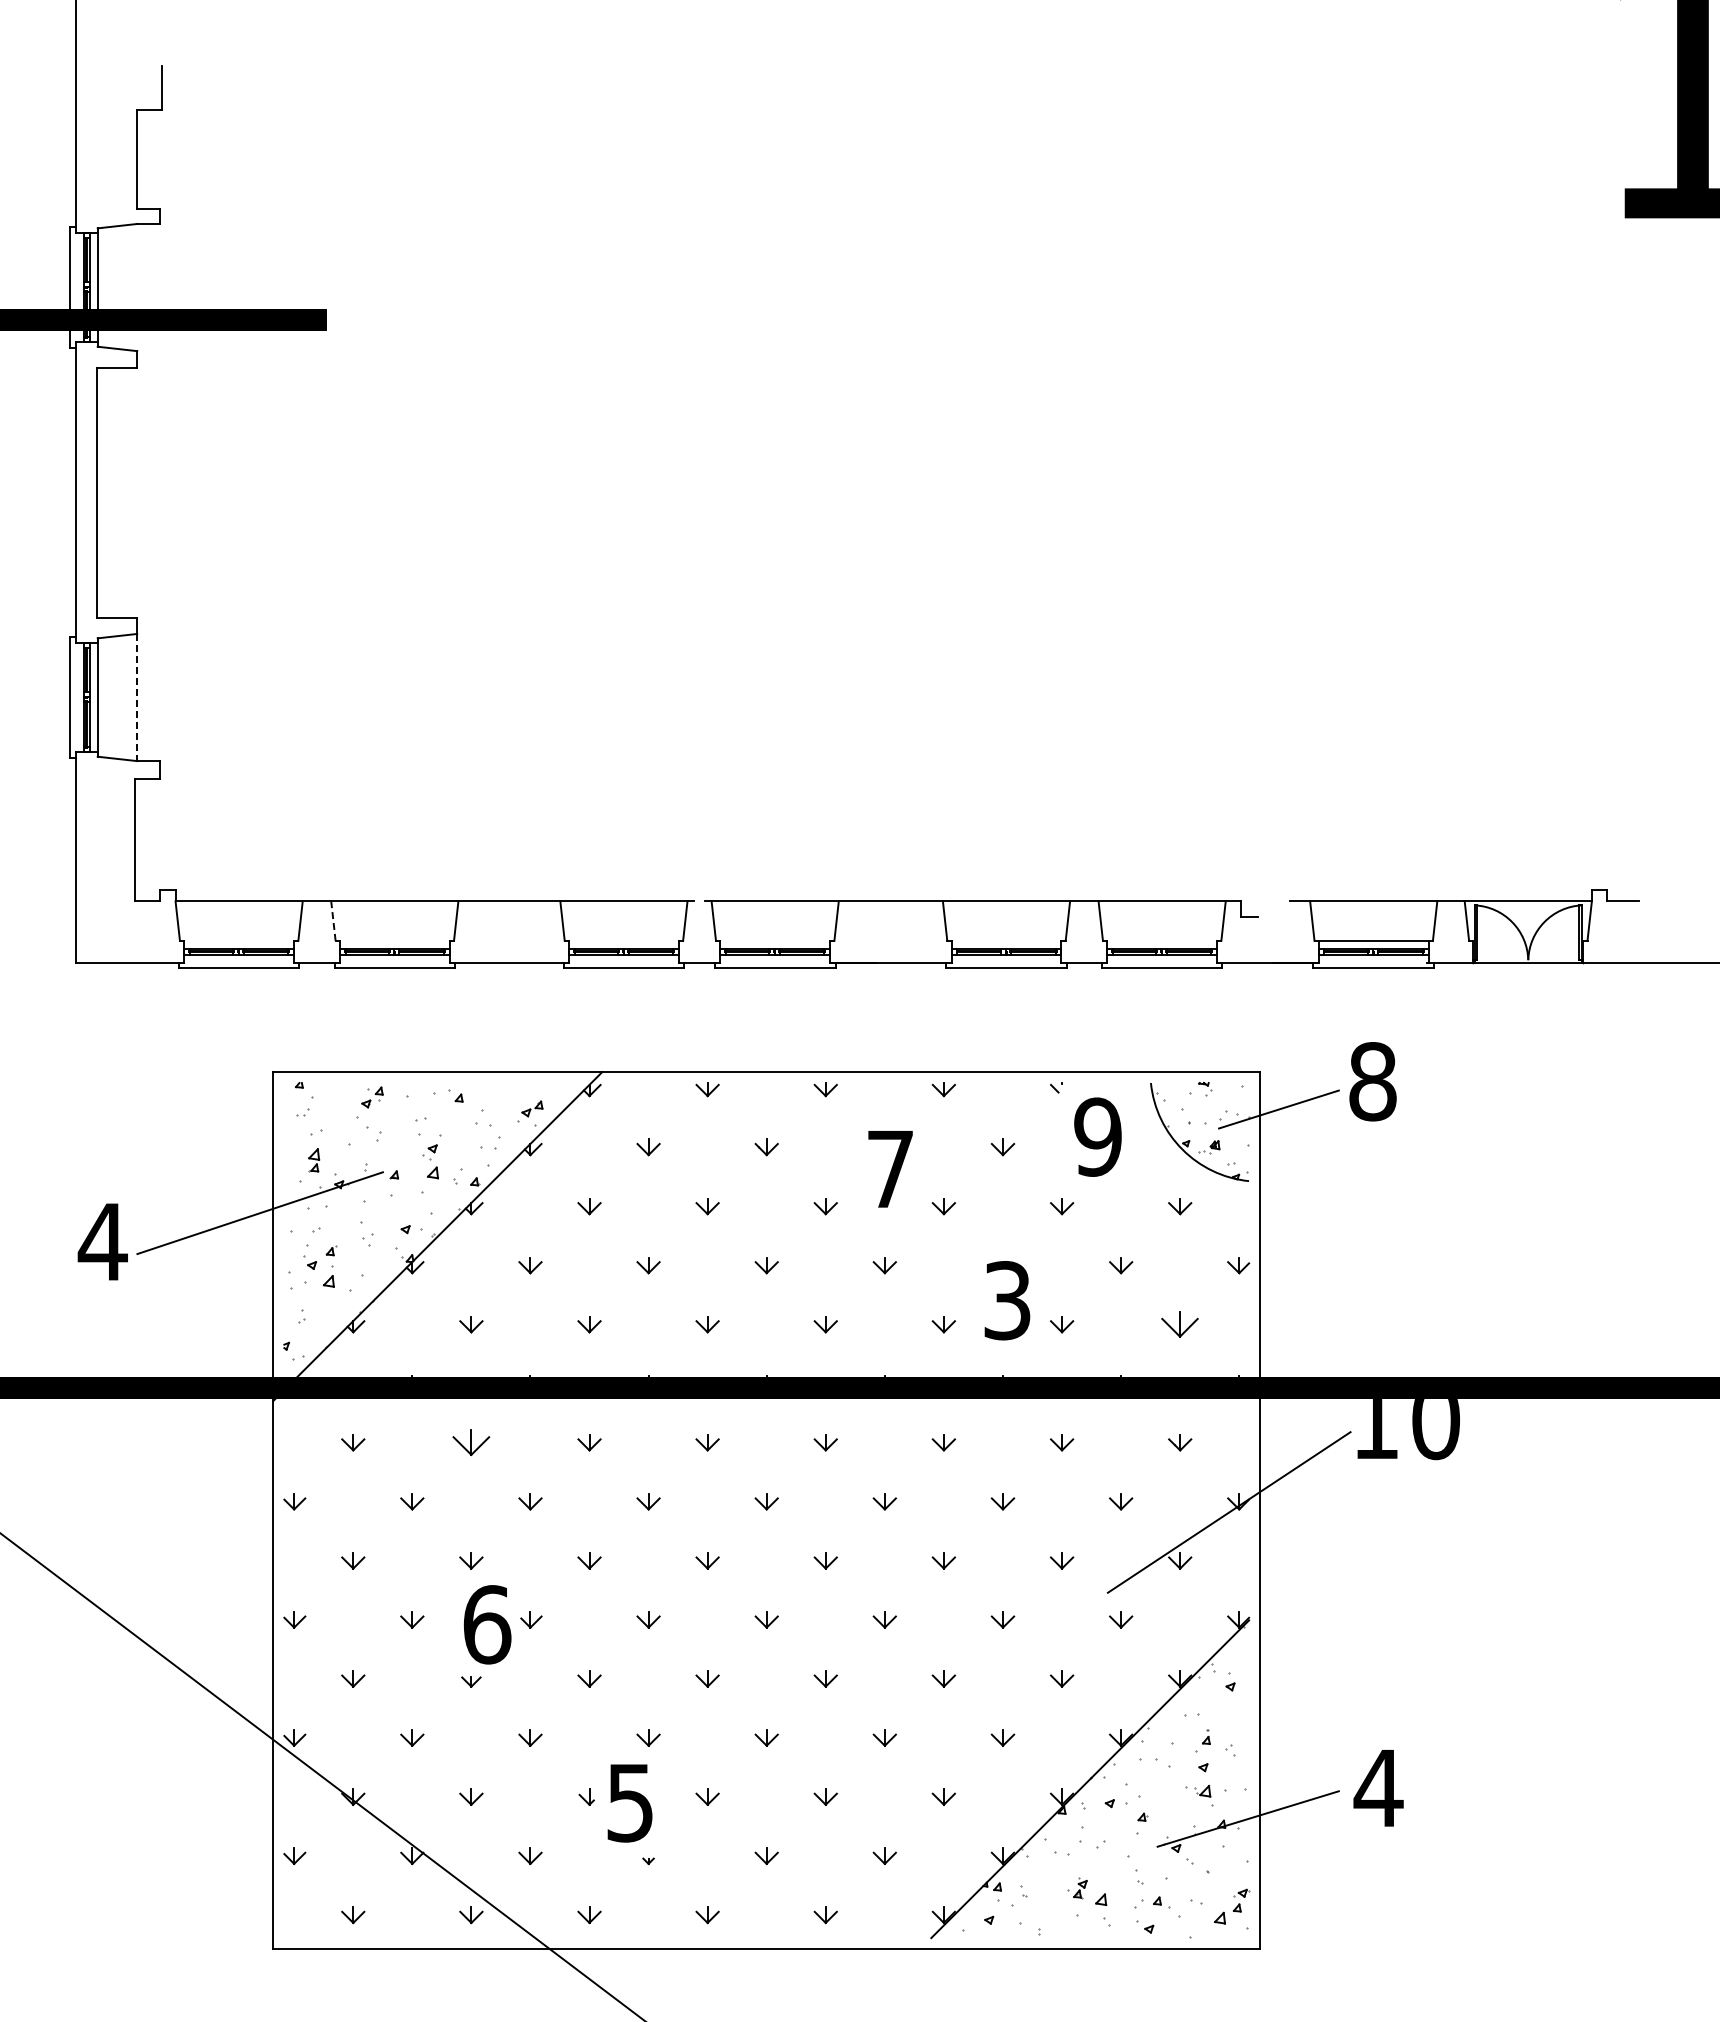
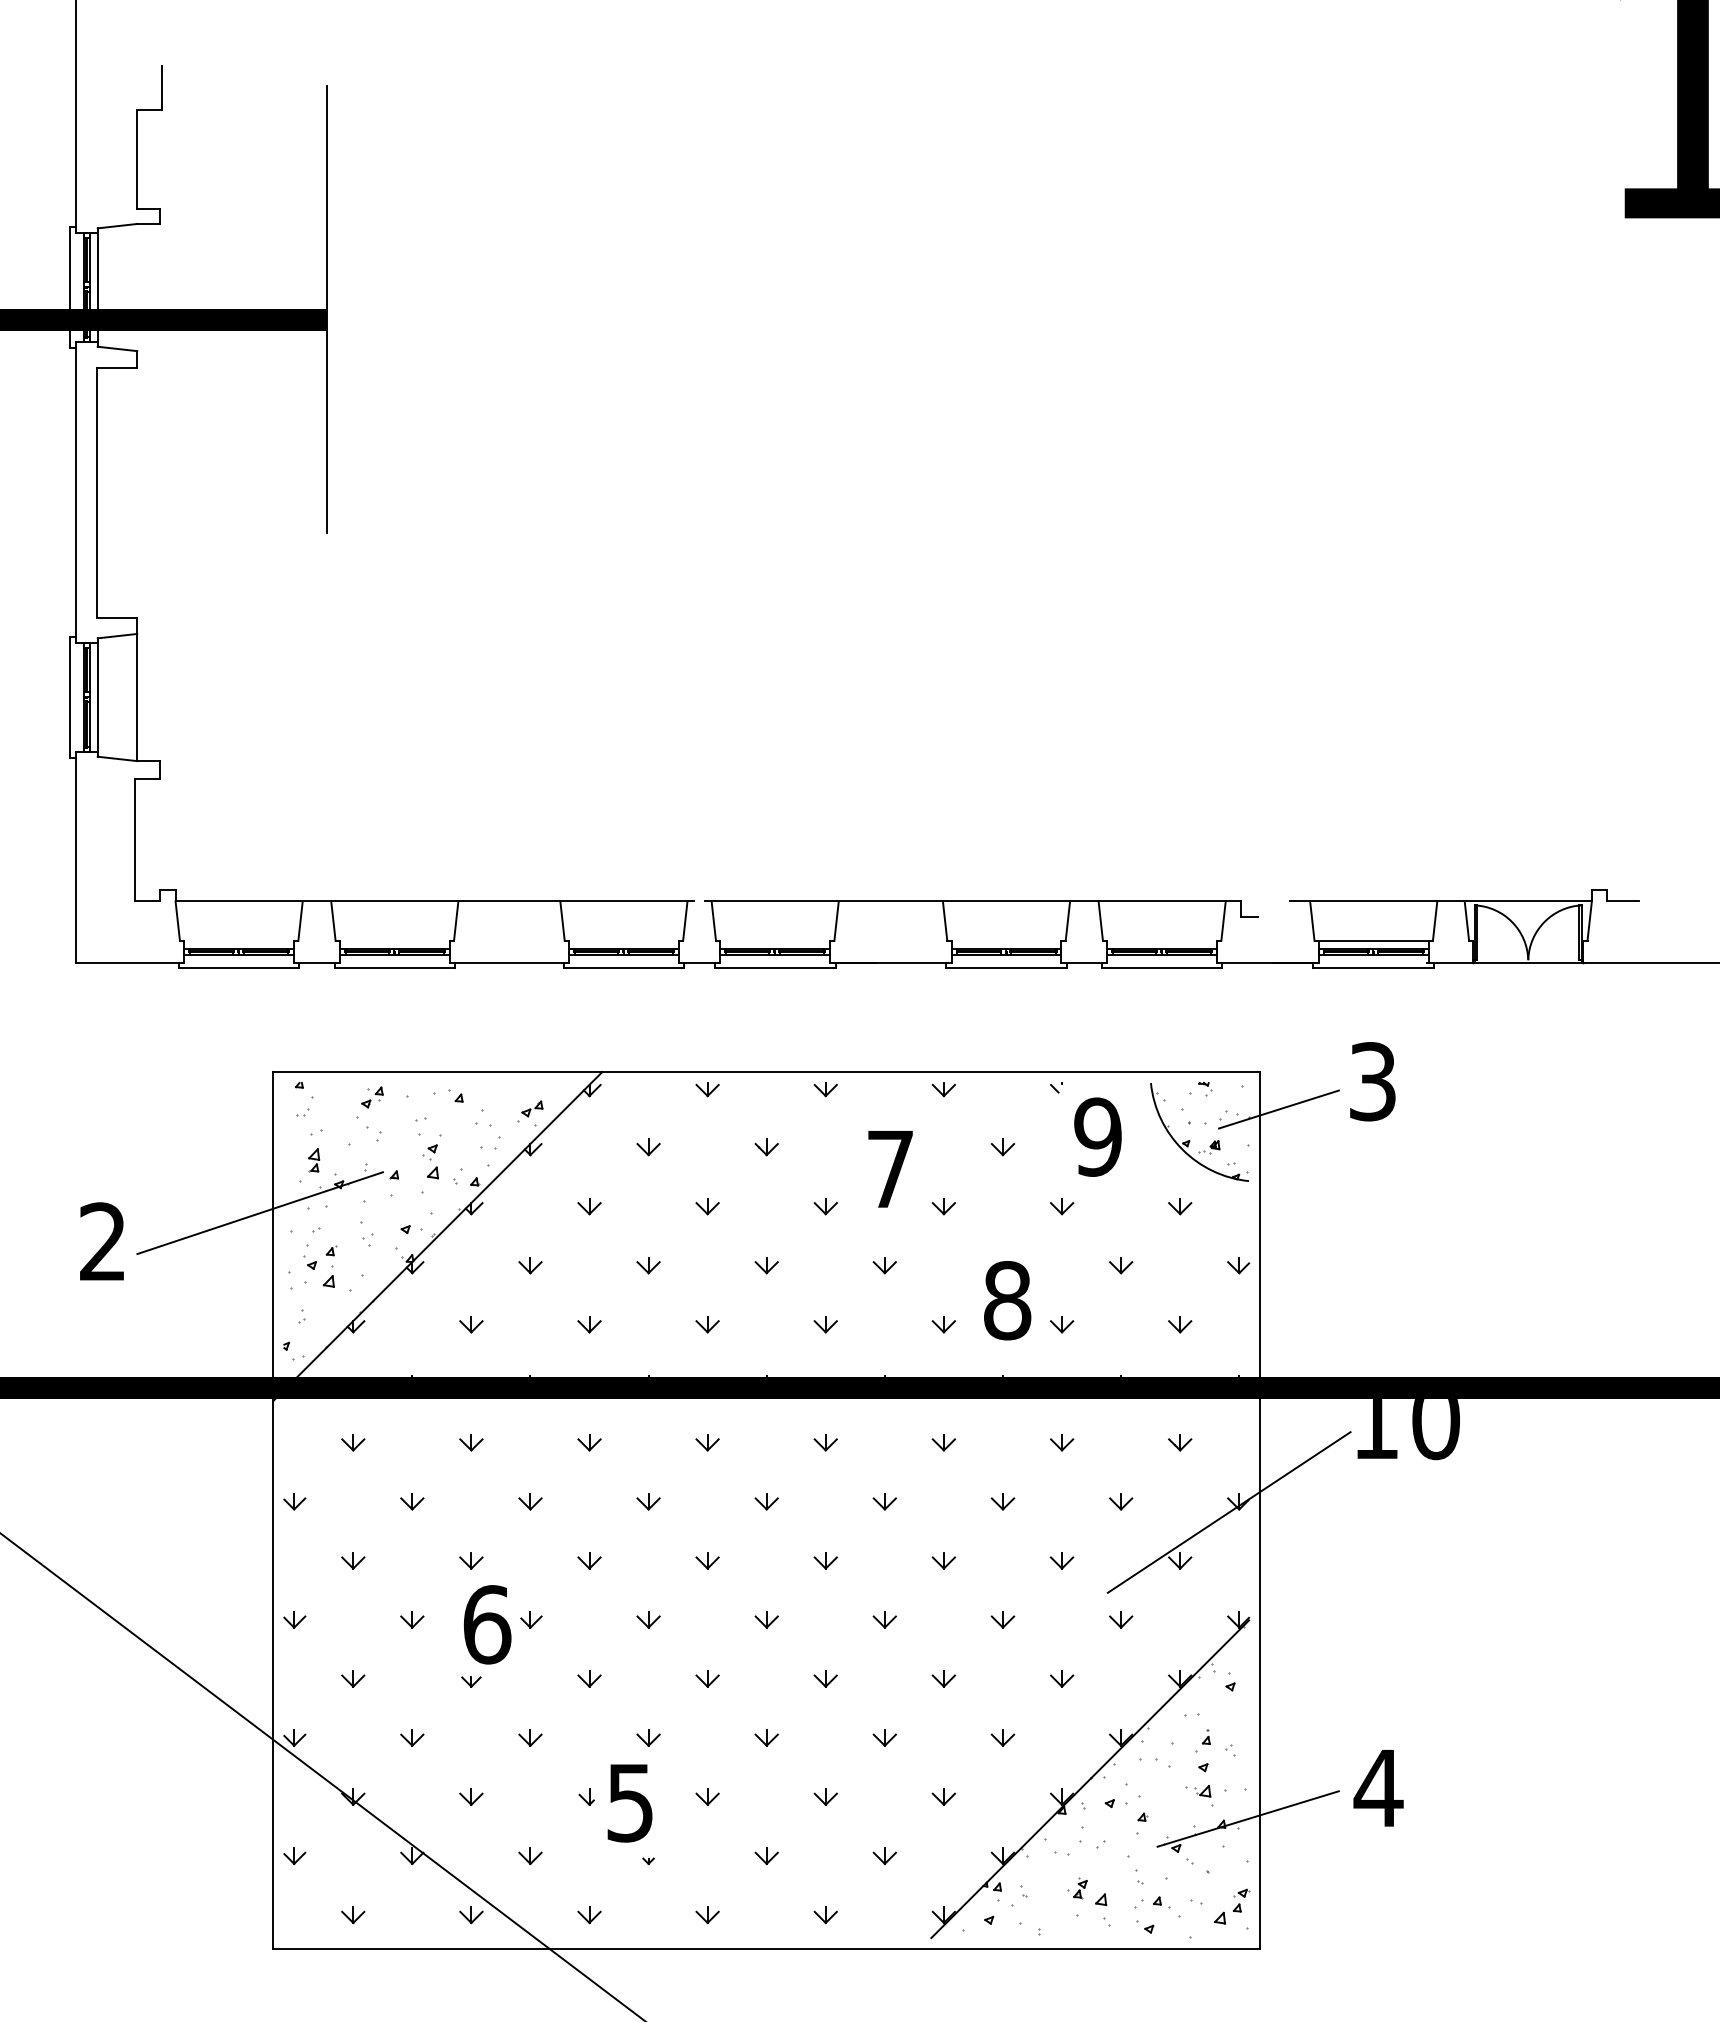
line: none -> present (326, 308)
line: dashed -> solid (137, 697)
line: dashed -> solid (333, 921)
text: 8 -> 3 (1372, 1081)
text: 4 -> 2 (102, 1241)
text: 3 -> 8 (1007, 1300)
part size: 38x27 px -> 25x18 px (1180, 1324)
part size: 39x27 px -> 25x18 px (471, 1442)
